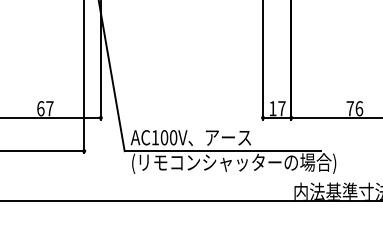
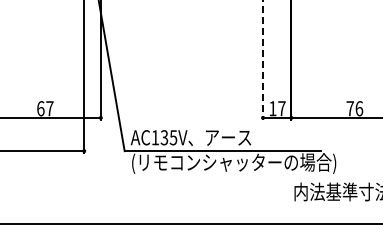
line: solid -> dashed (263, 60)
text: AC100V -> AC135V (168, 137)
line position: (190, 201) -> (190, 224) (190, 224)
